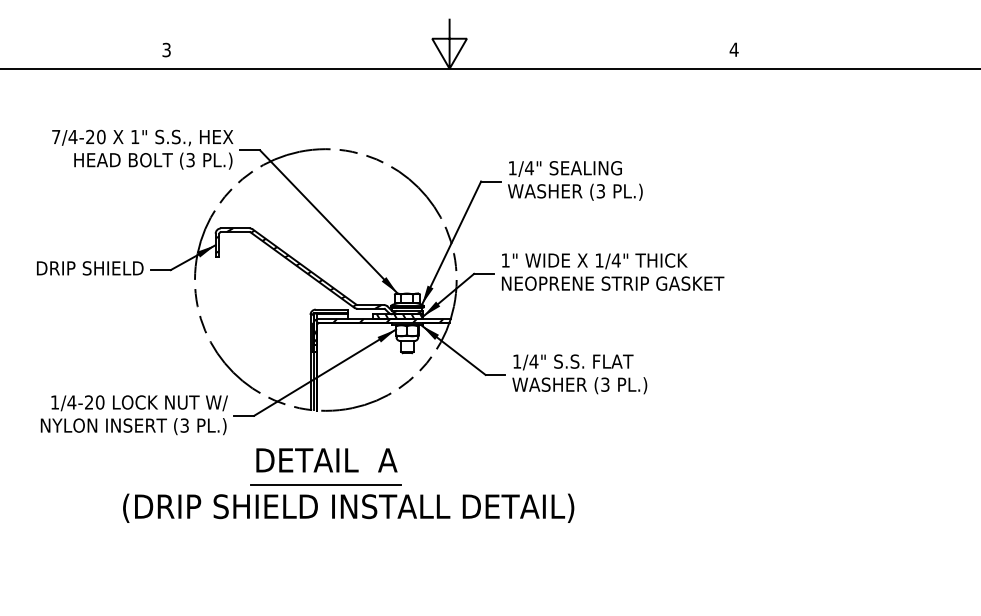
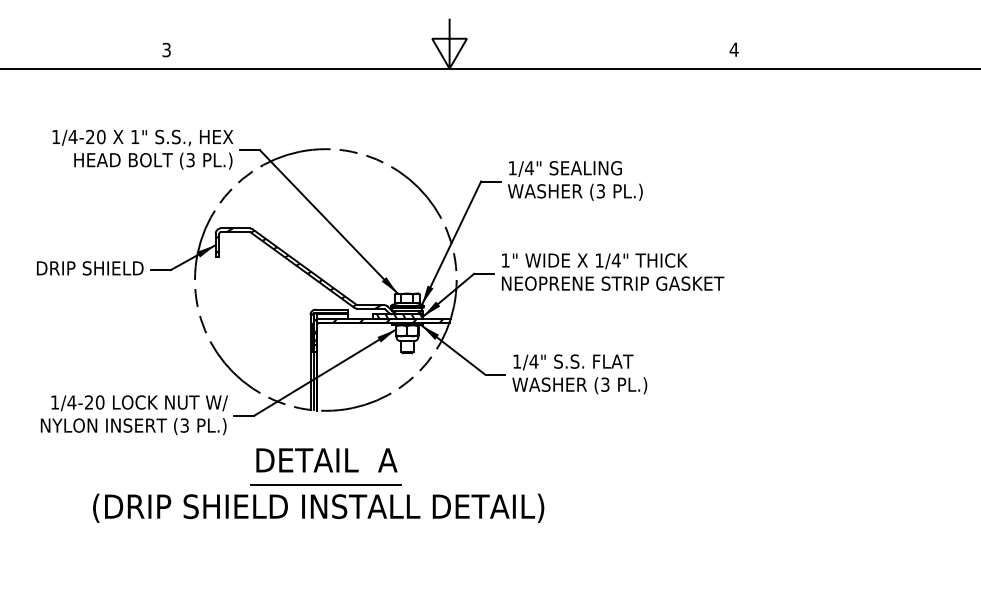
text: 7/4-20 -> 1/4-20 (56, 136)
text position: (348, 507) -> (318, 507) (318, 507)
